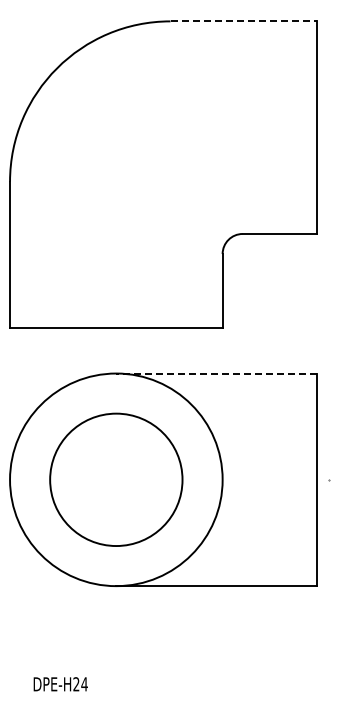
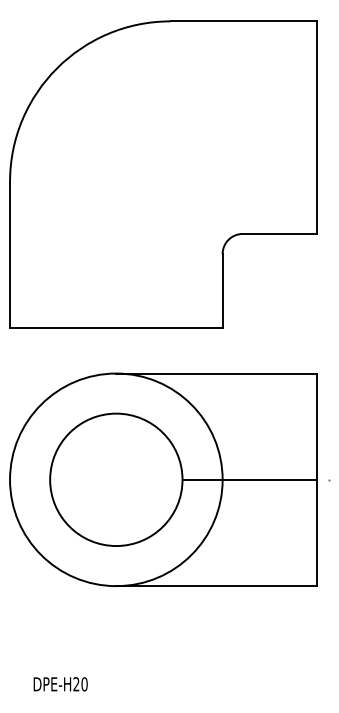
line: dashed -> solid (244, 21)
line: dashed -> solid (216, 373)
line: none -> present (249, 479)
text: DPE-H24 -> DPE-H20 (84, 684)
